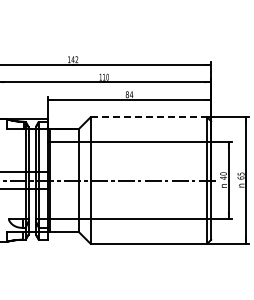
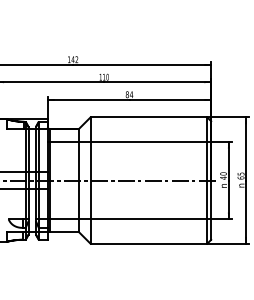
line: dashed -> solid (149, 117)
